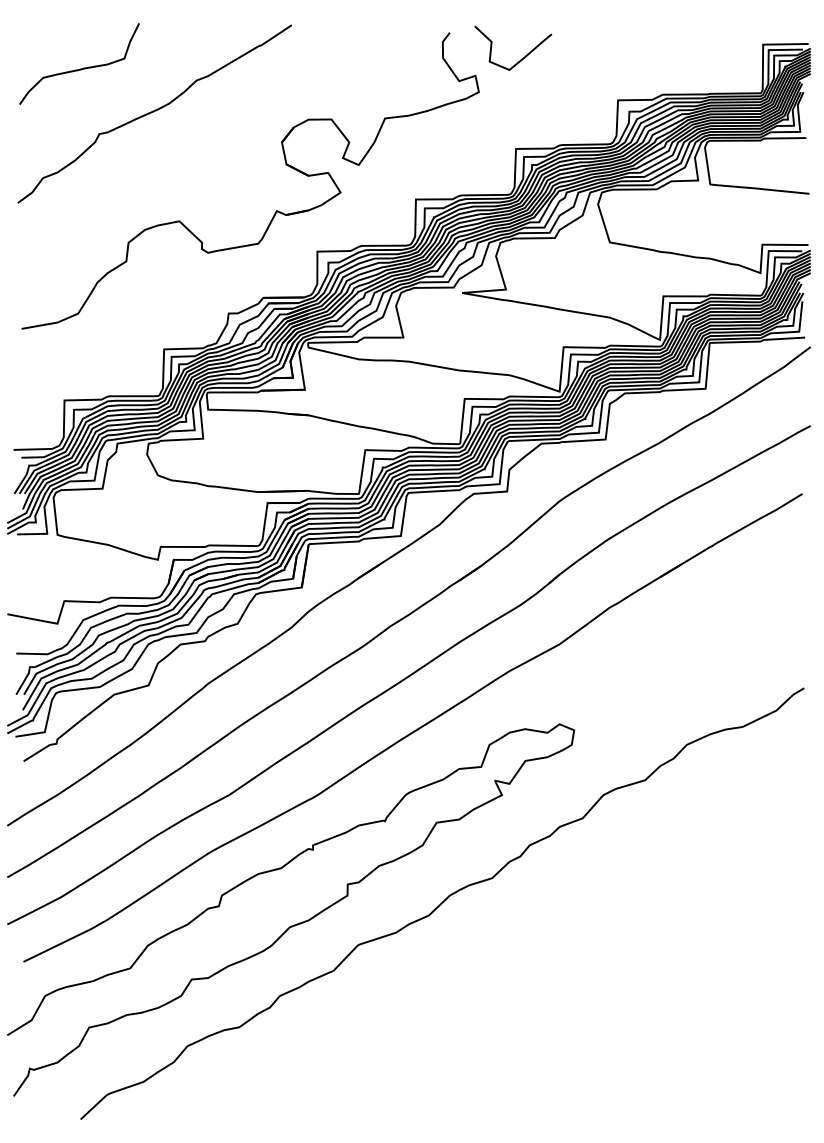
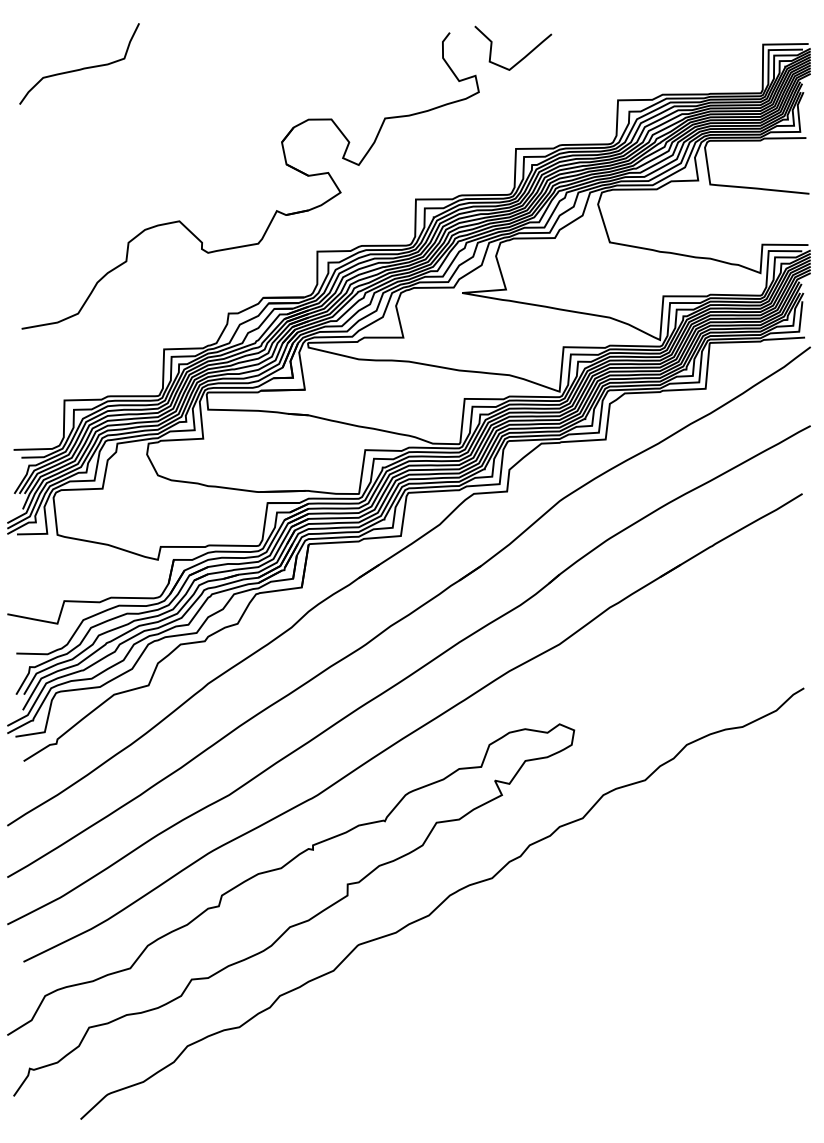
curve: present -> none (153, 112)
